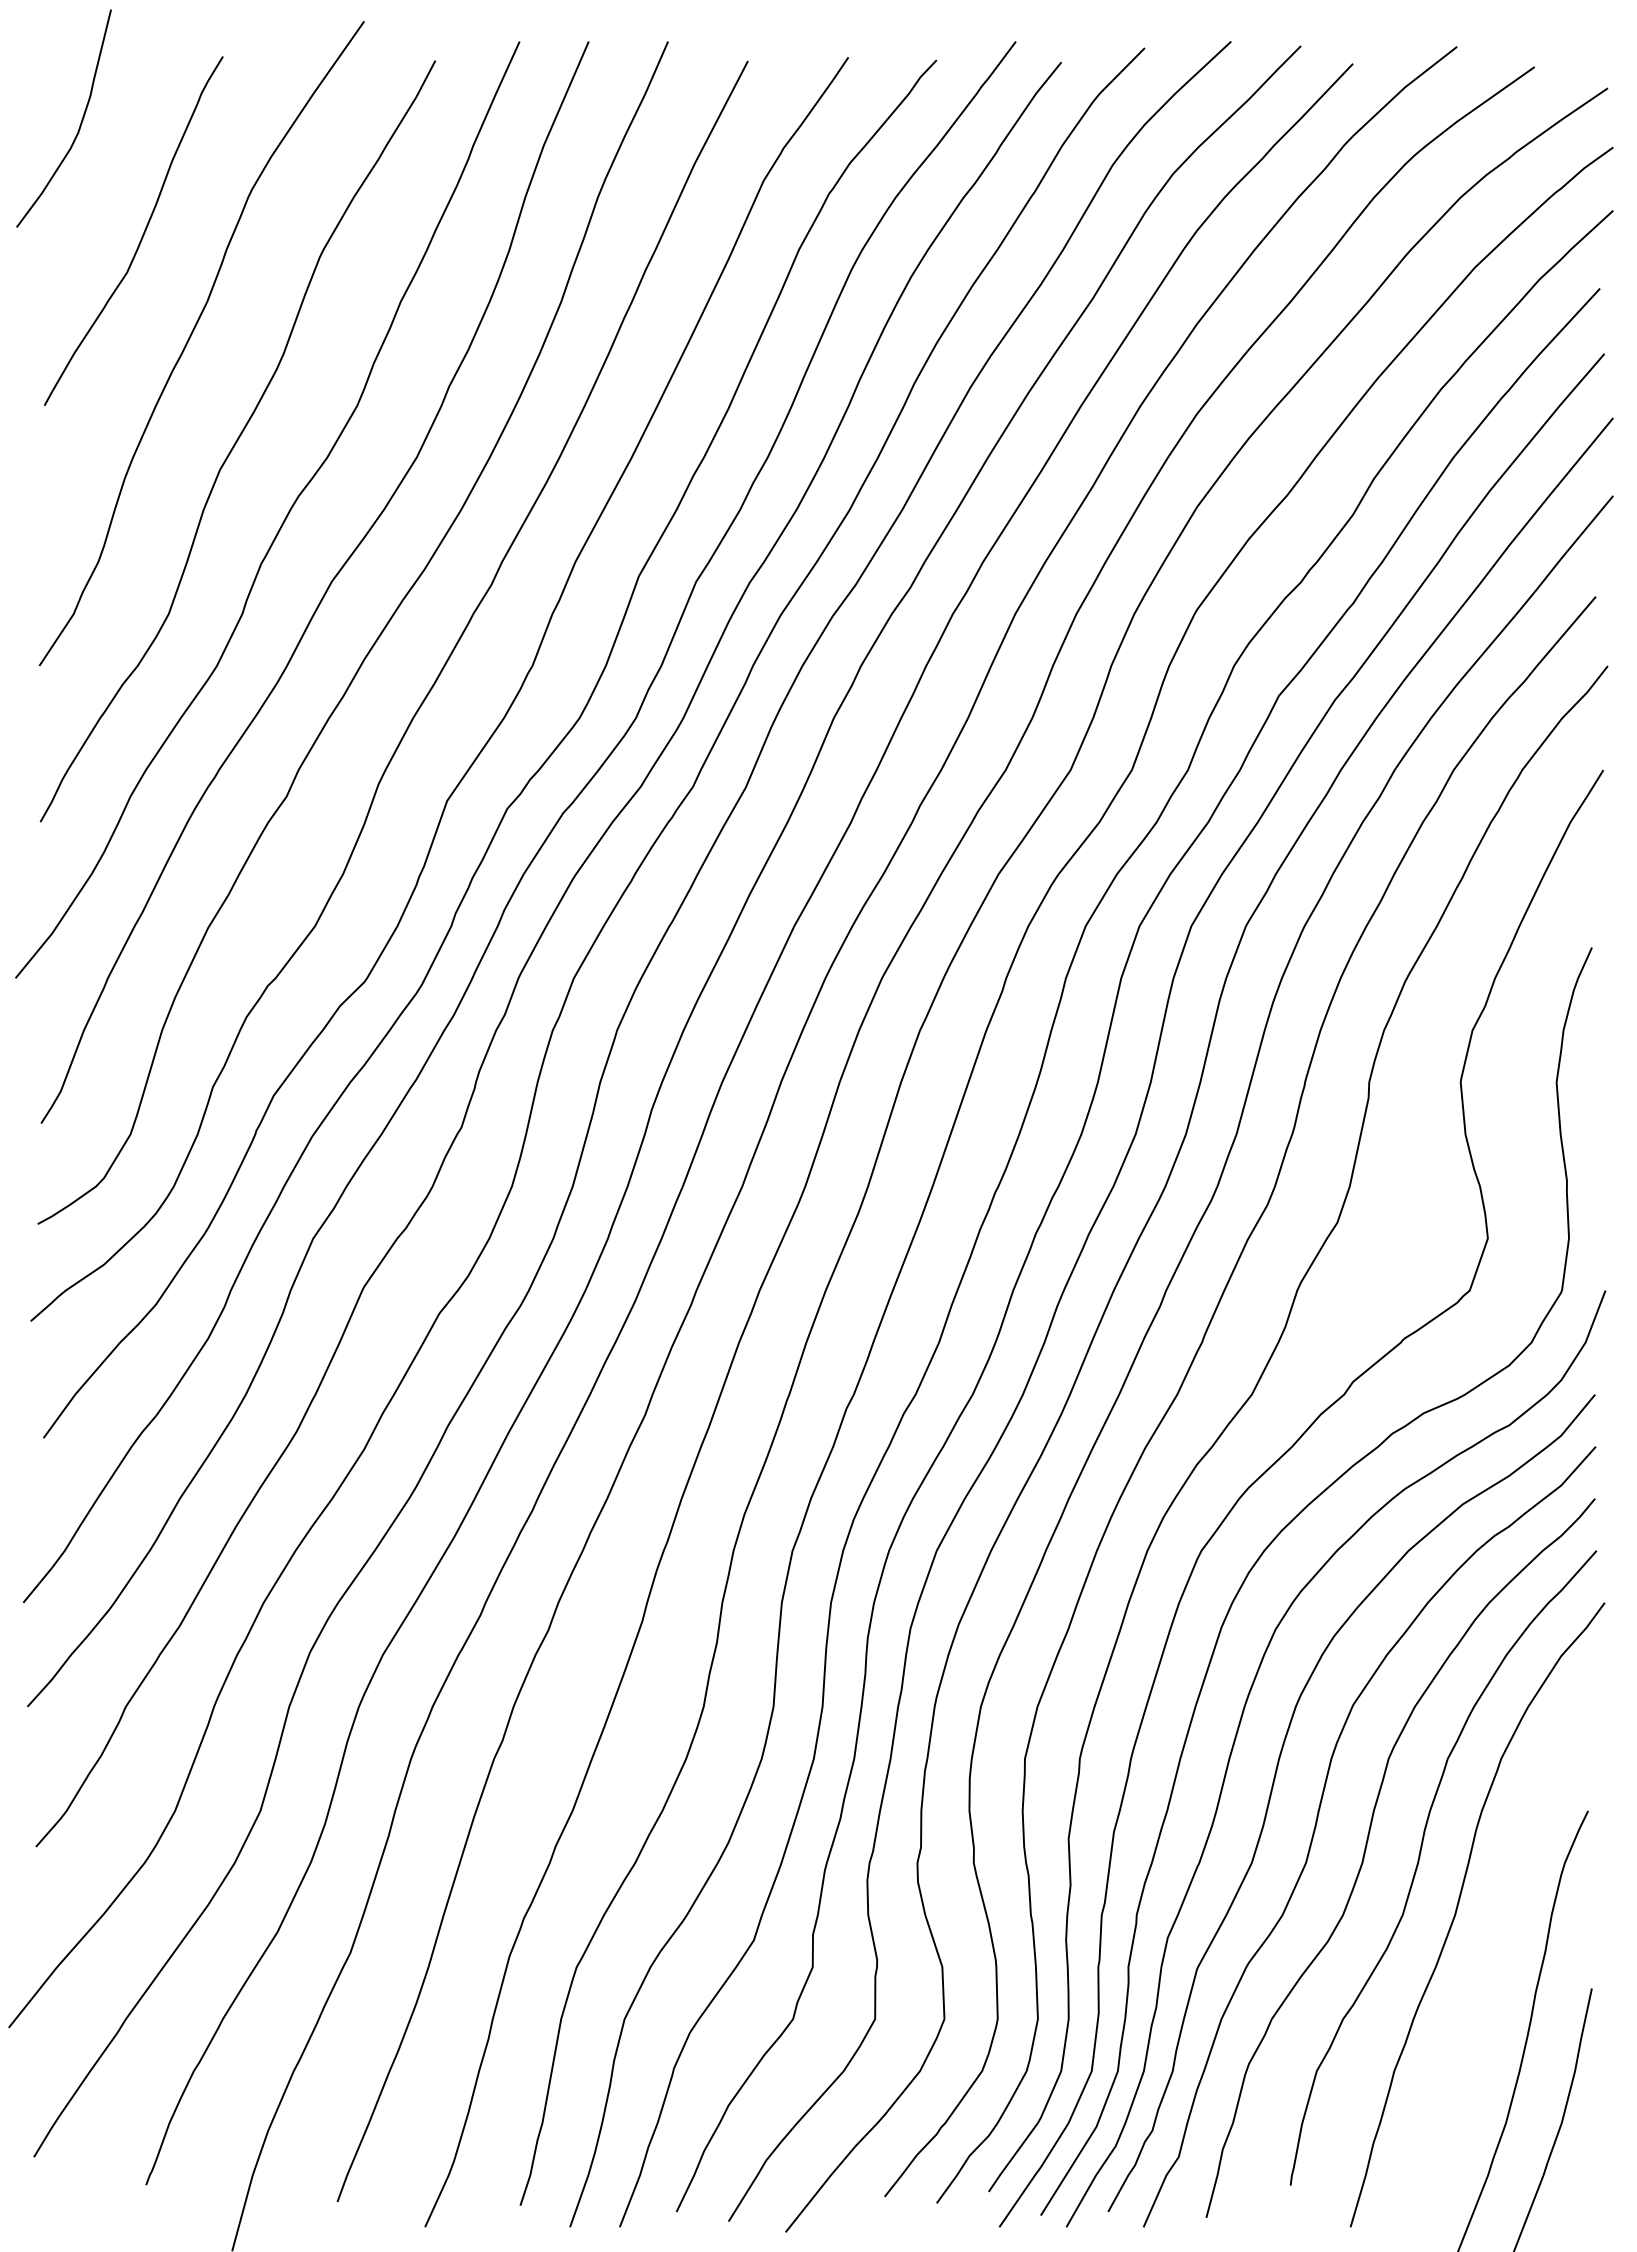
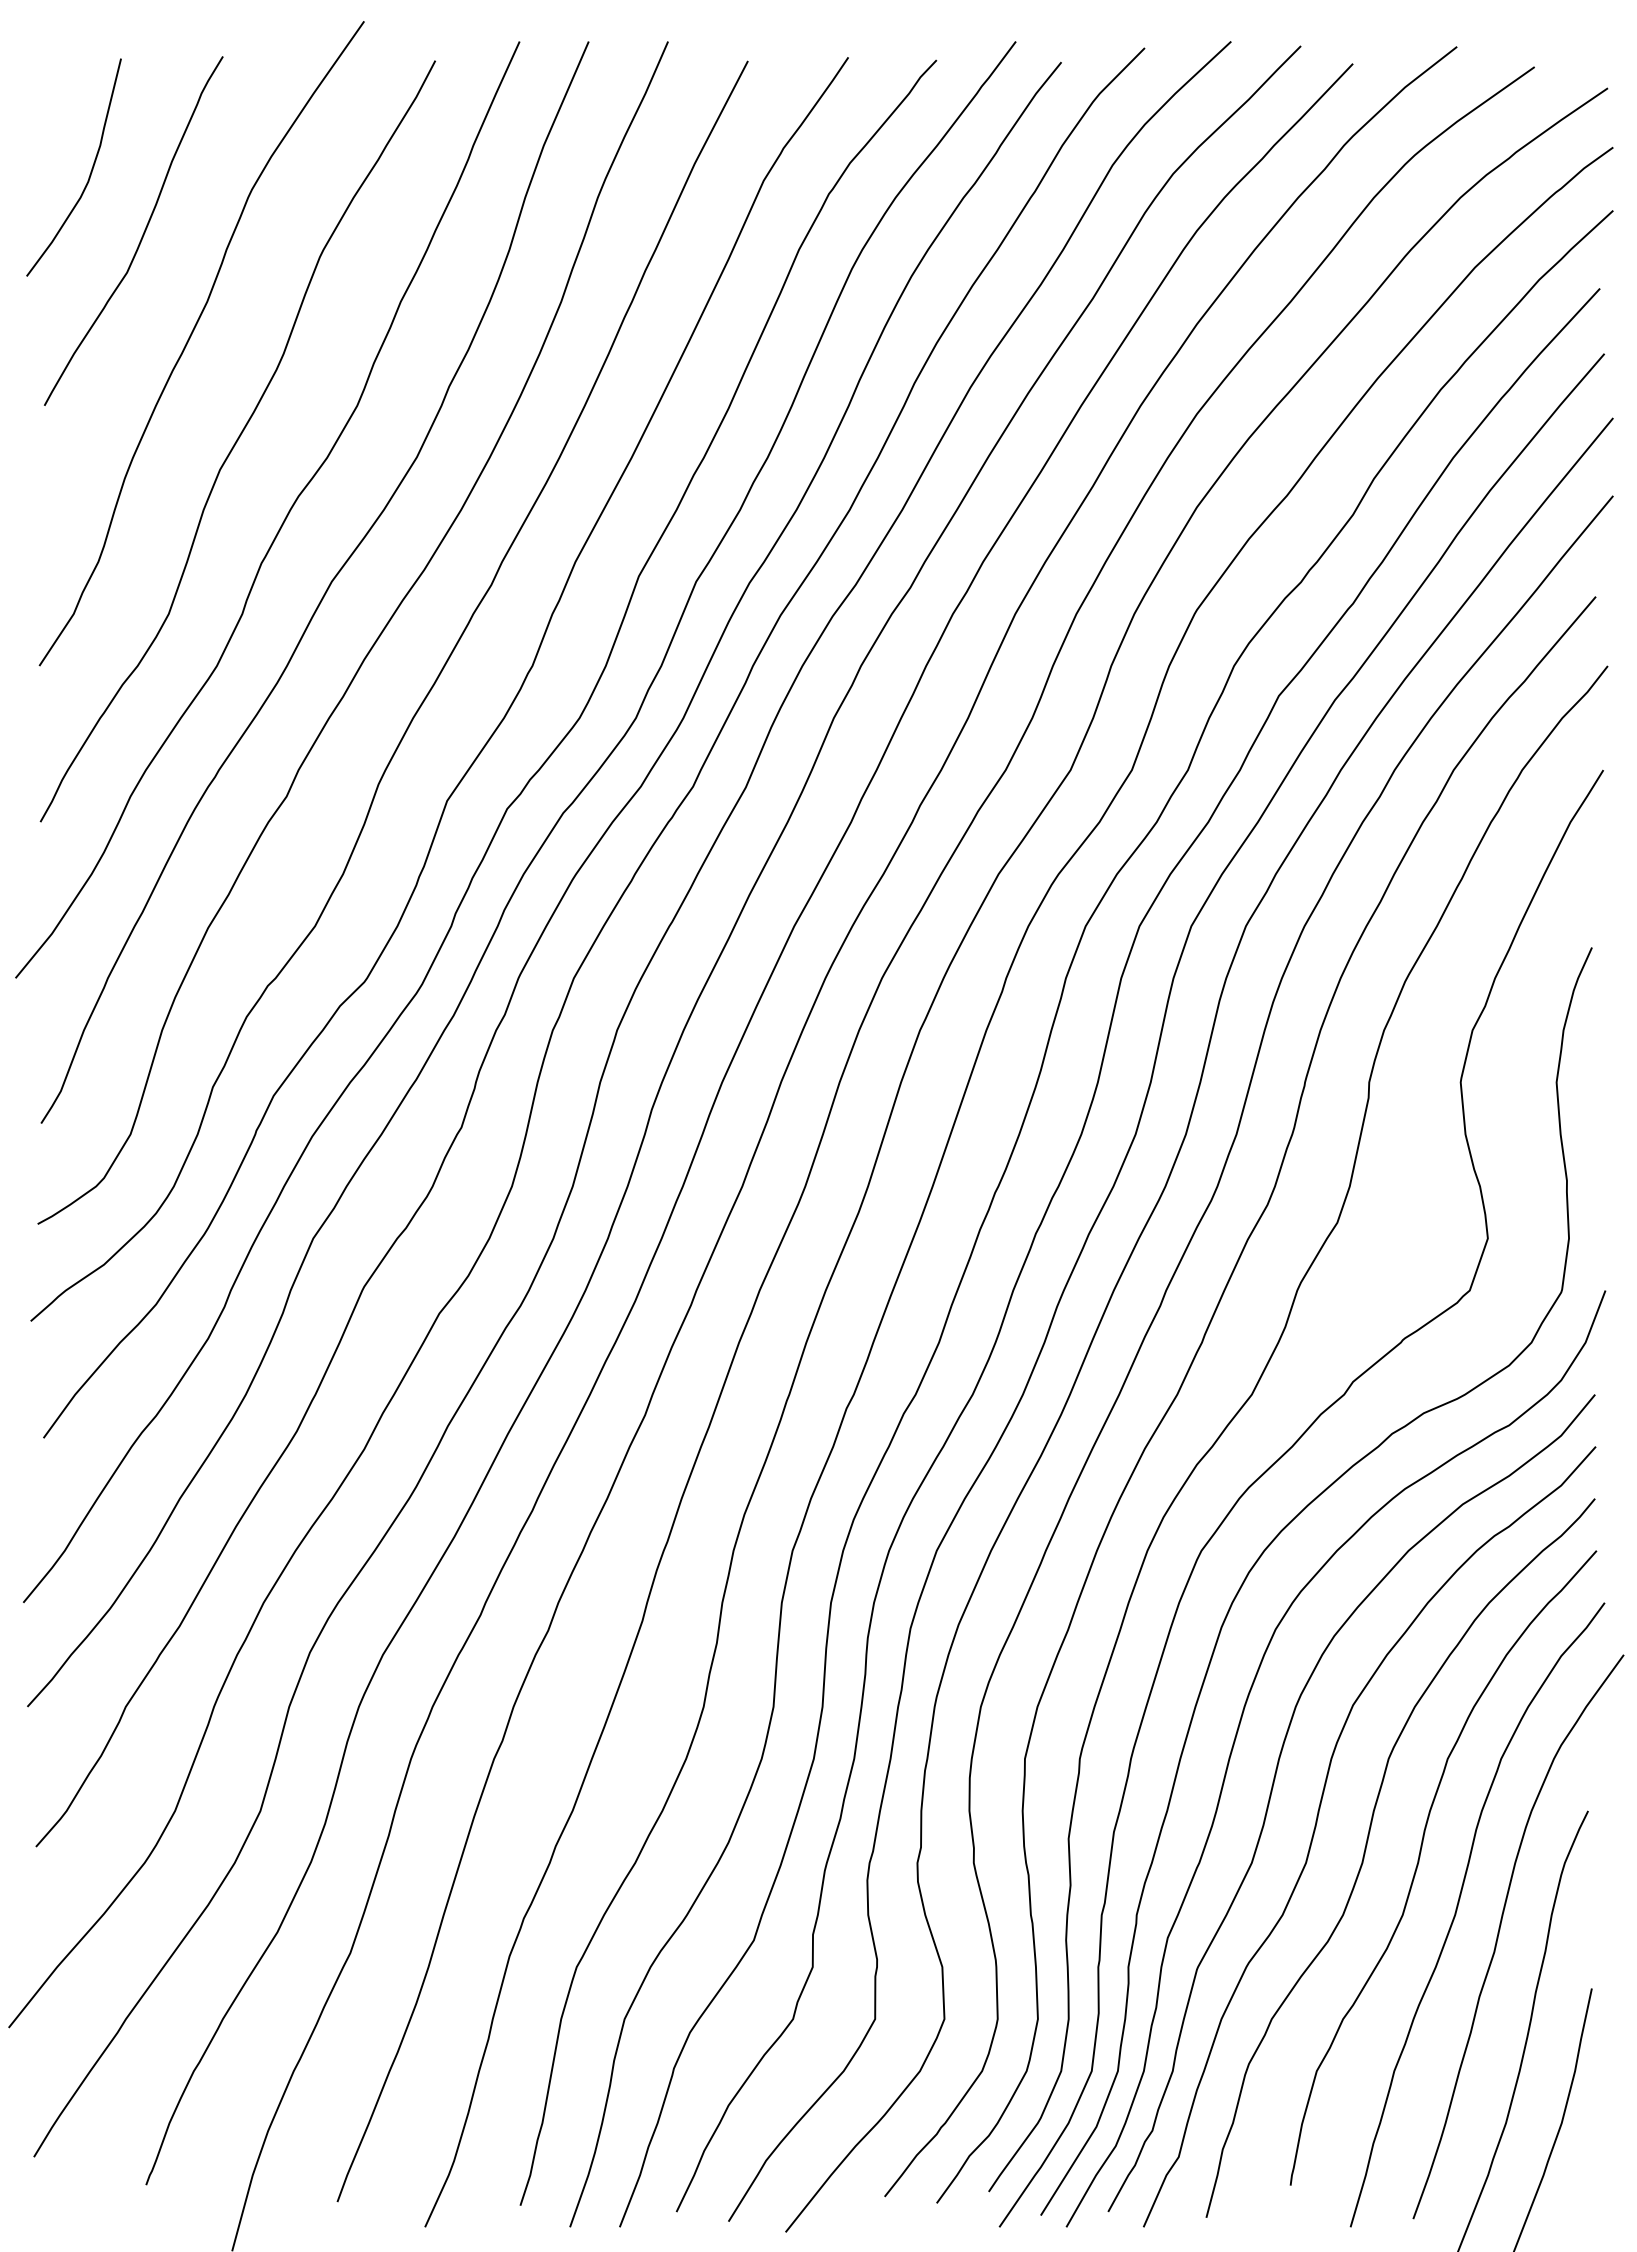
curve position: (80, 122) -> (90, 171) (90, 171)
curve: none -> present (1499, 1934)
